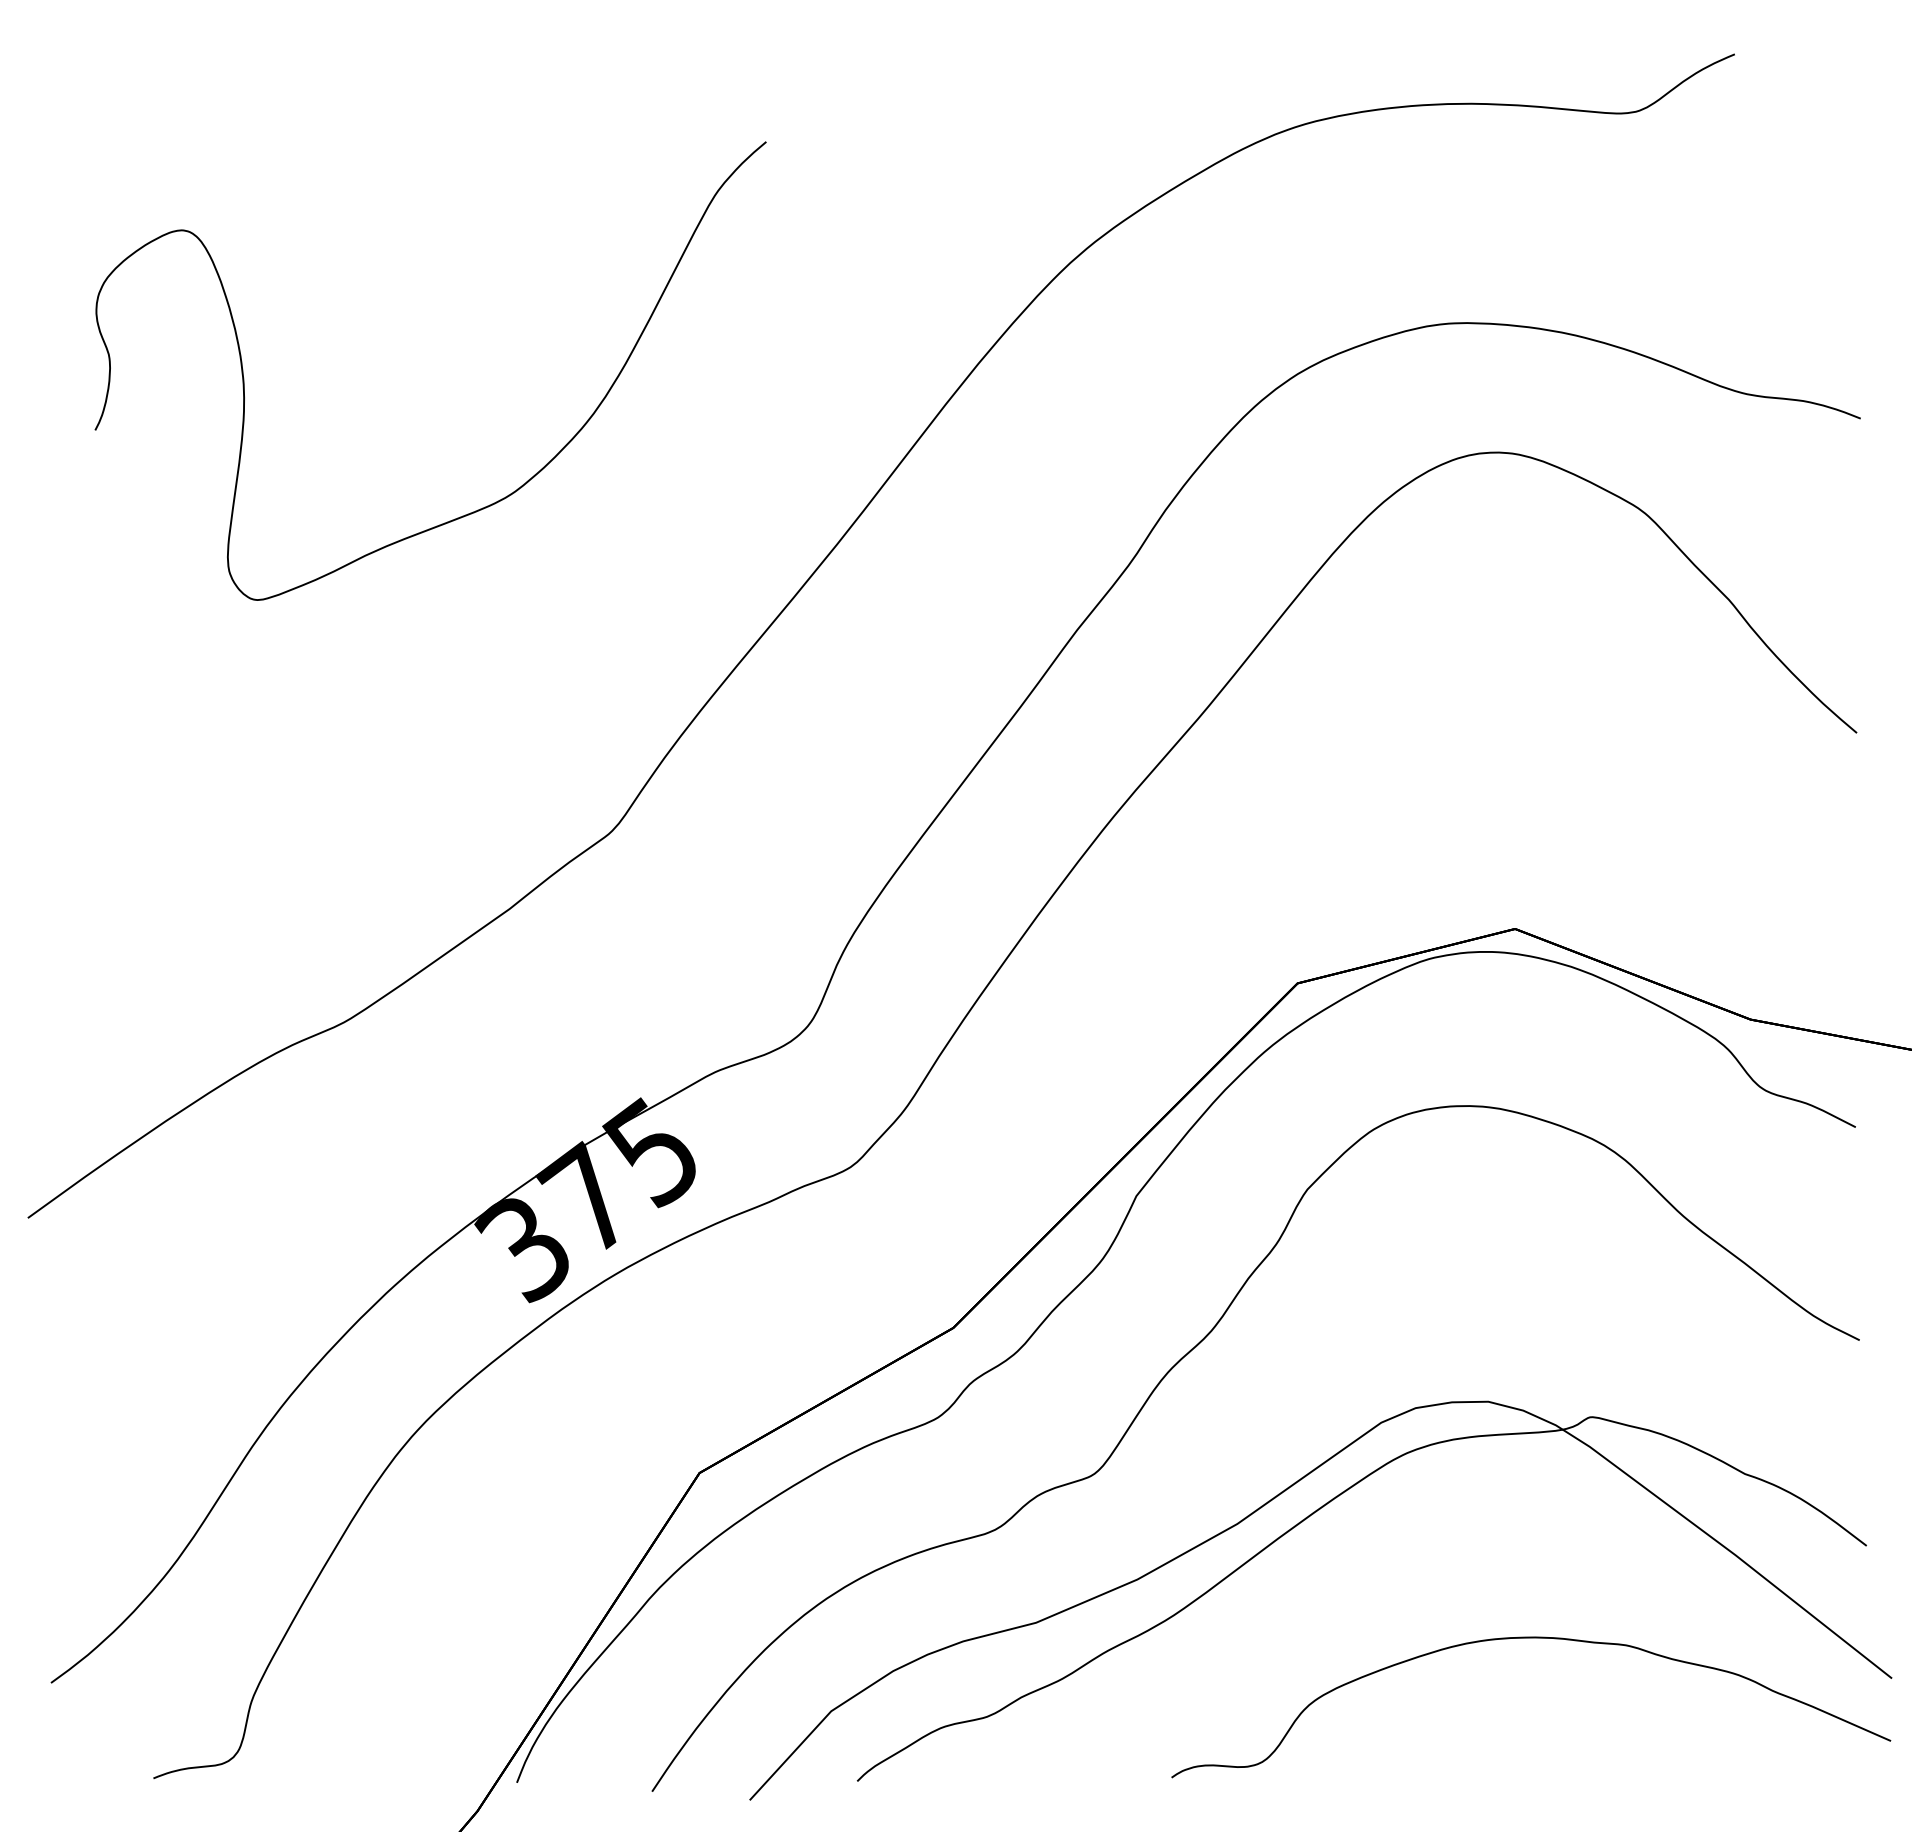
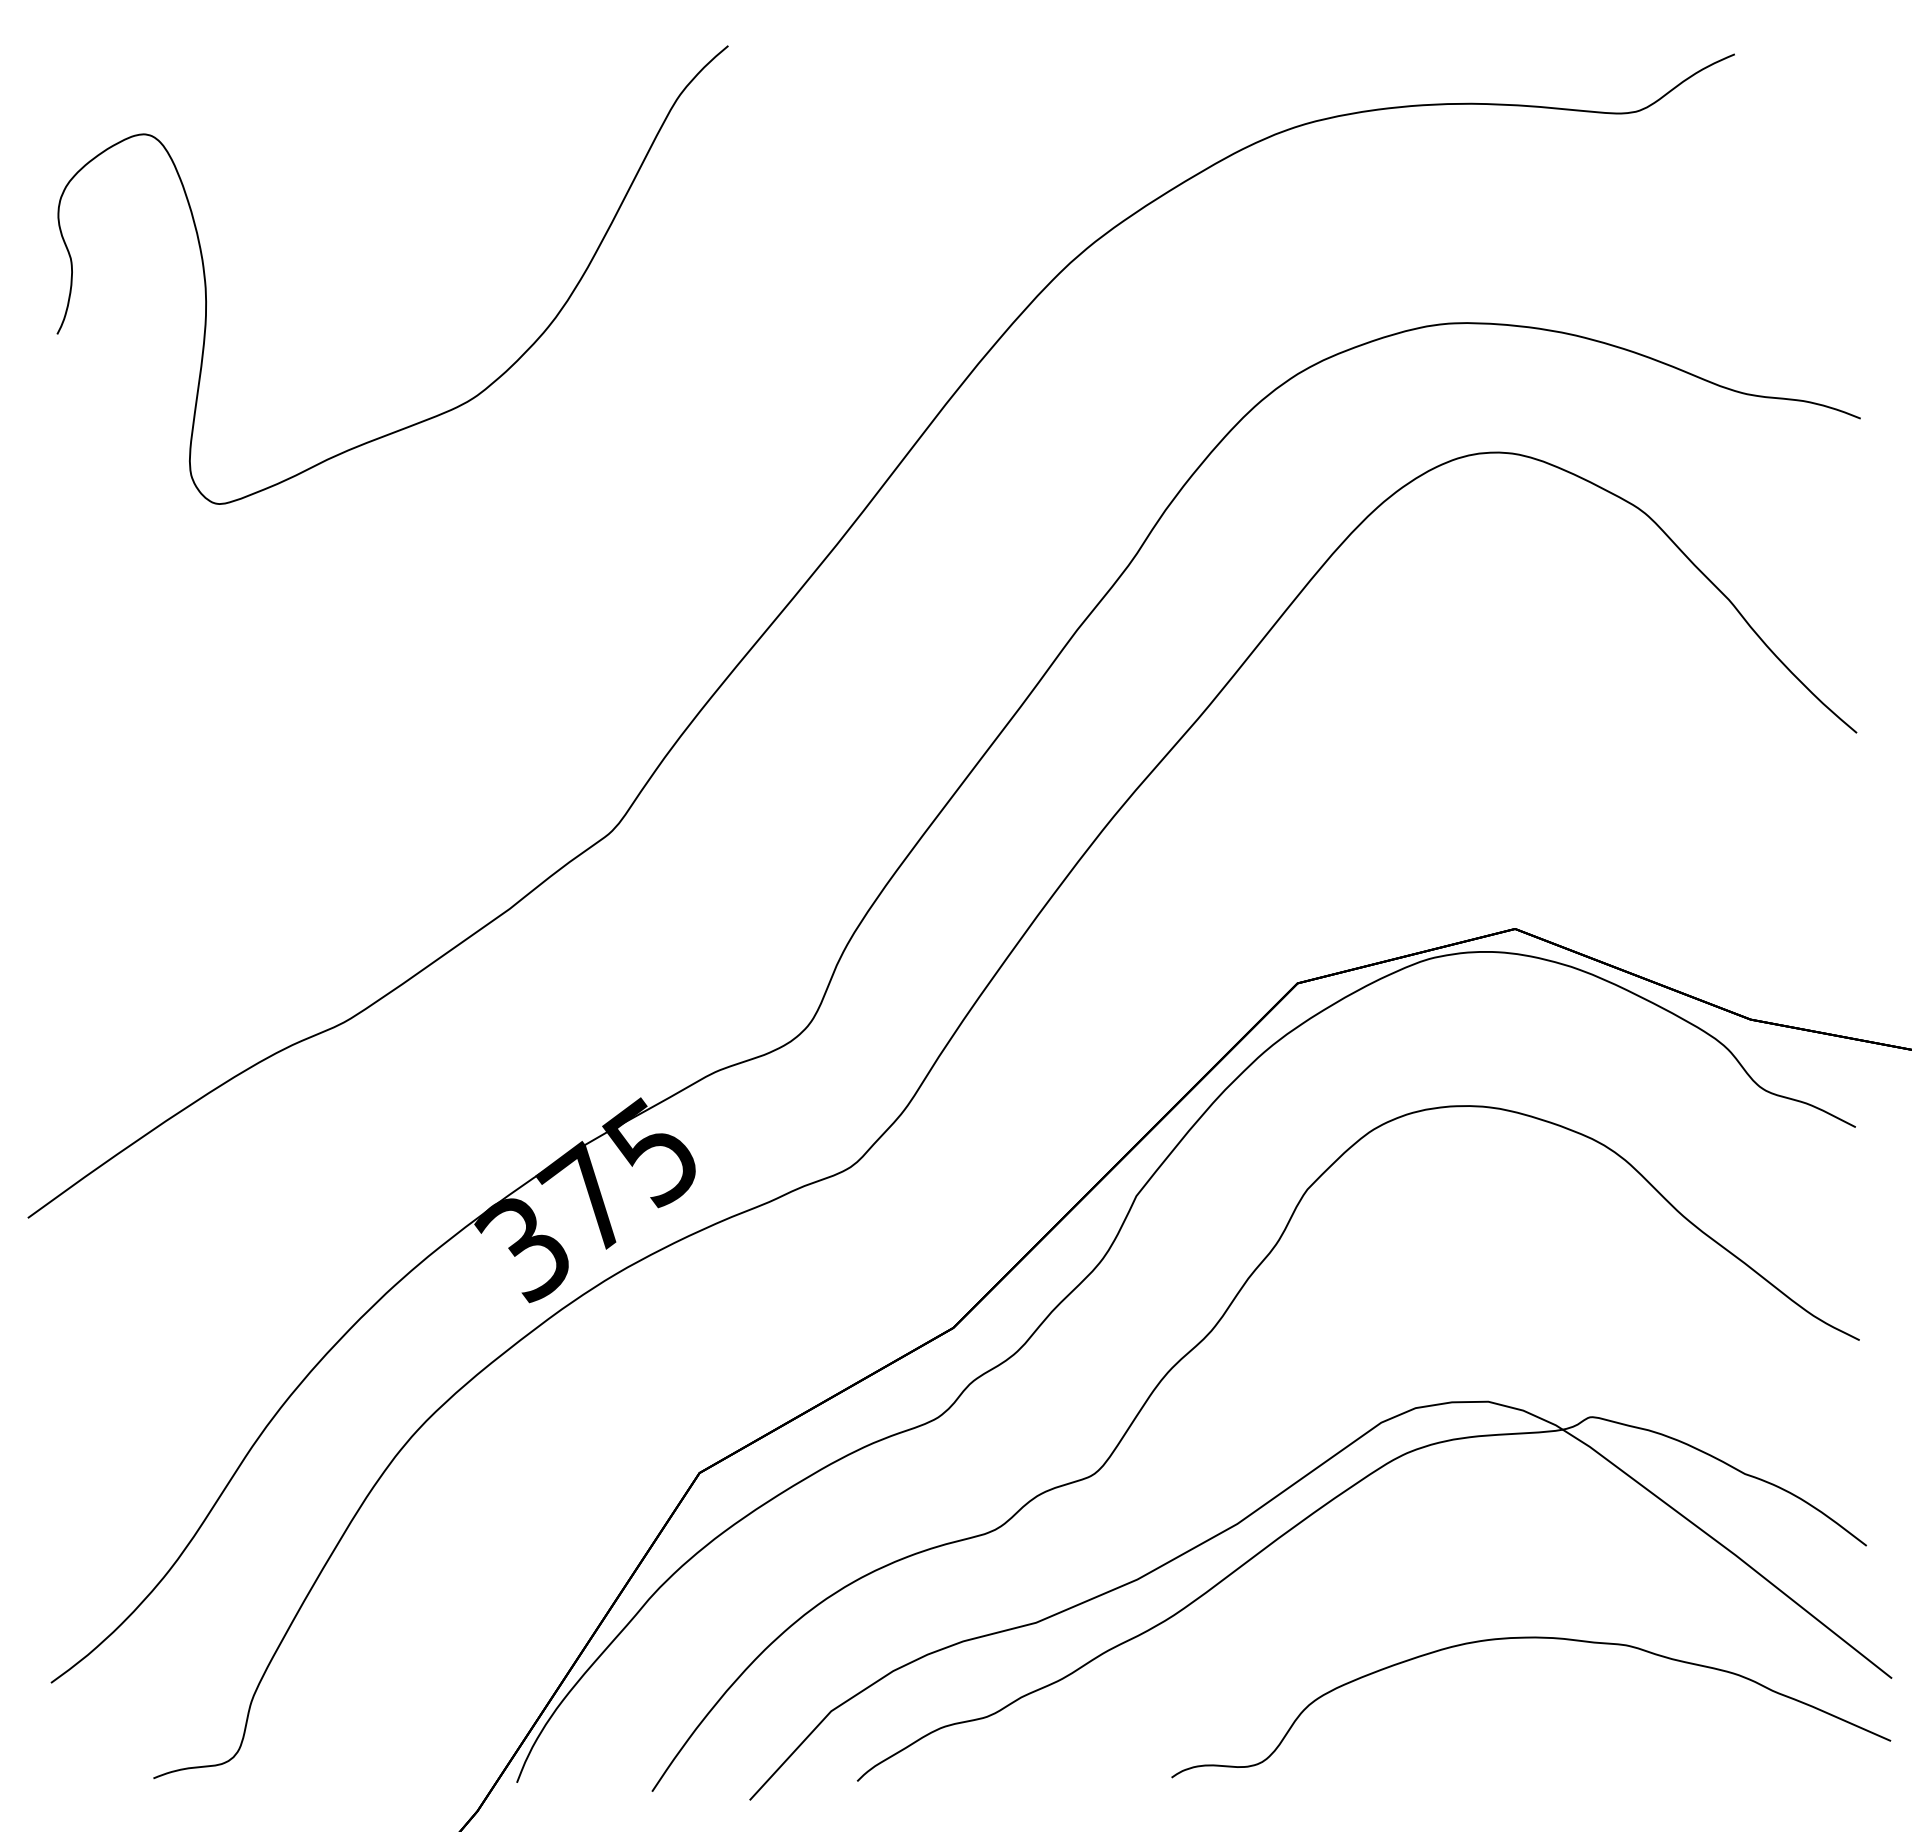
curve position: (499, 499) -> (461, 403) (461, 403)
